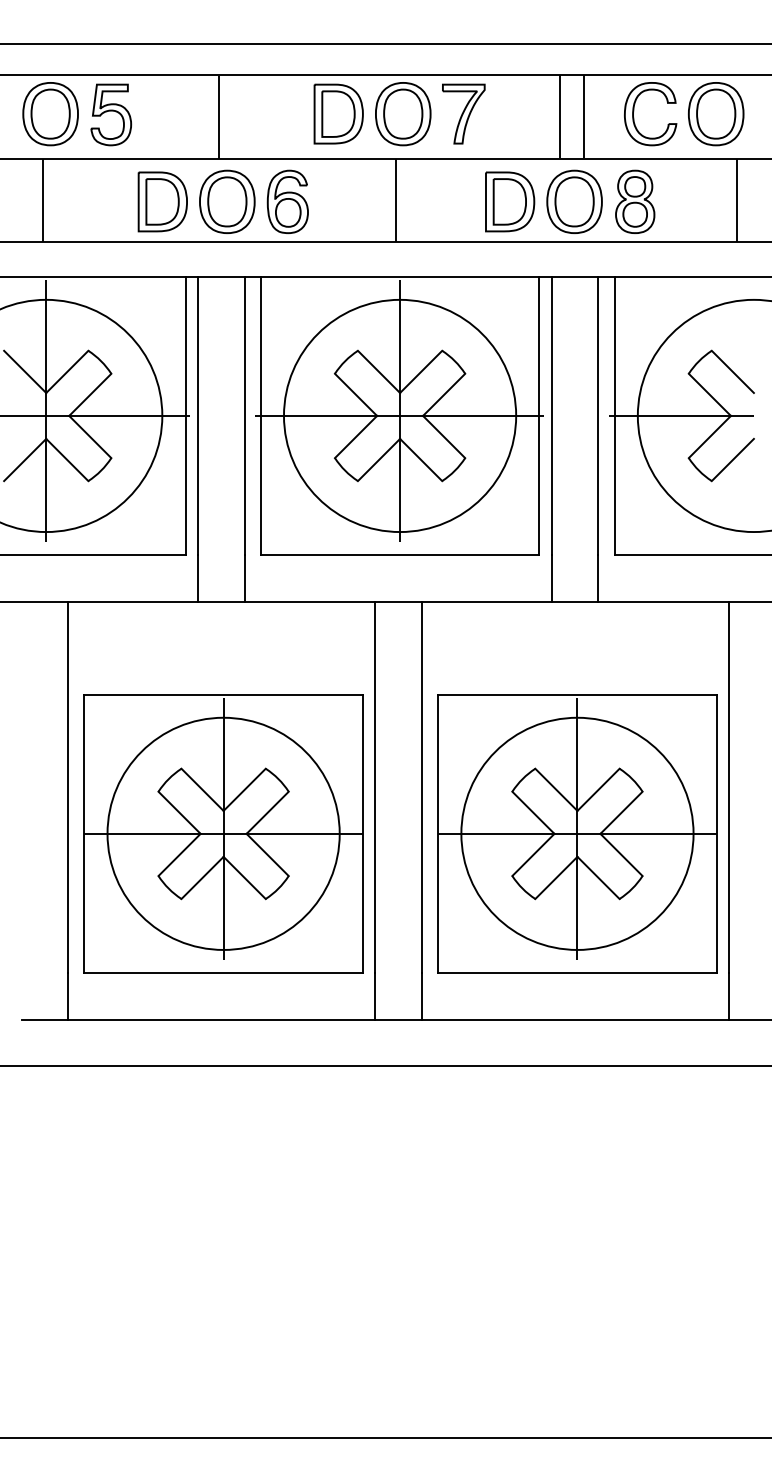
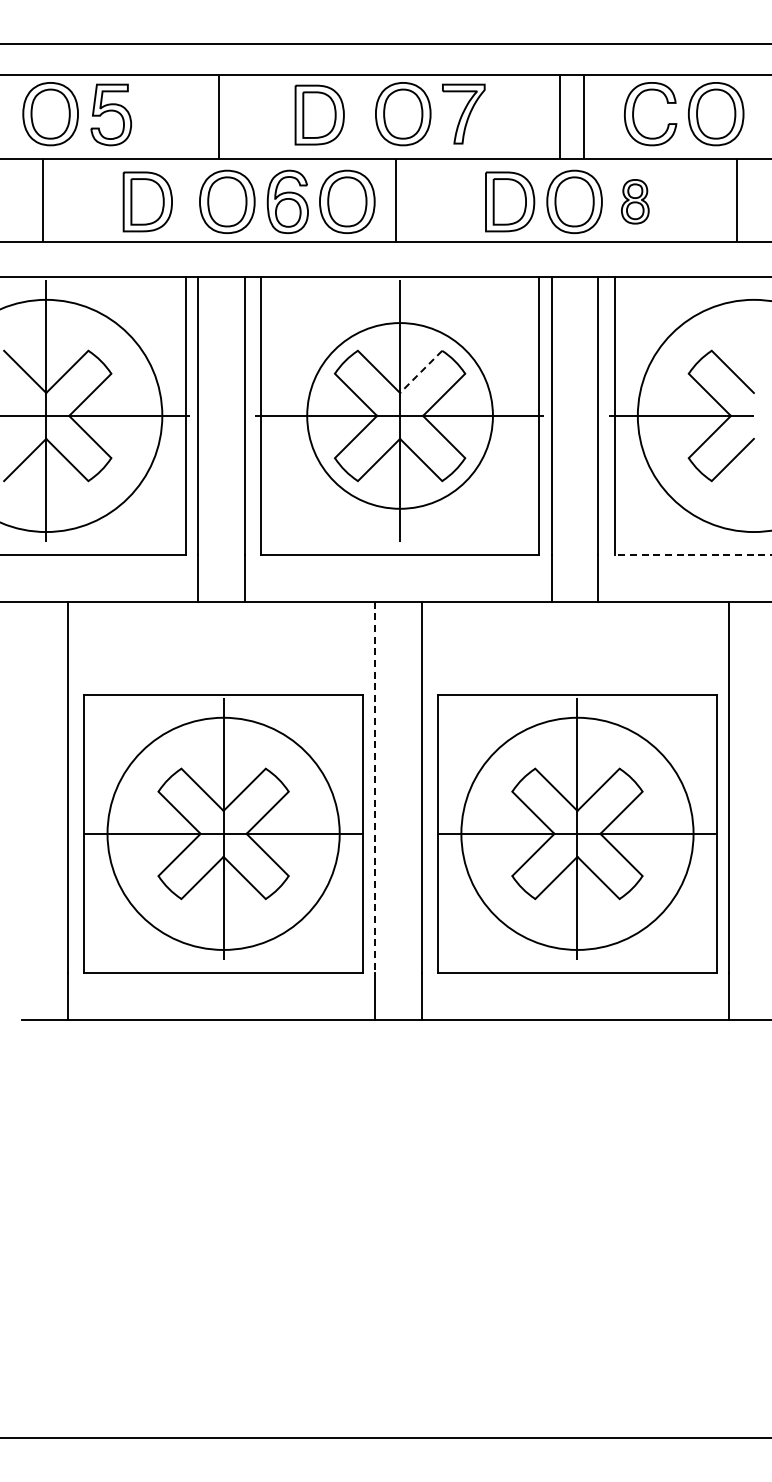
part position: (338, 113) -> (319, 114) (319, 114)
part position: (162, 201) -> (147, 201) (147, 201)
part: none -> present (347, 201)
part size: 41x65 px -> 29x46 px (635, 201)
line: solid -> dashed (421, 371)
circle diameter: 232 px -> 186 px (399, 415)
line: solid -> dashed (692, 555)
line: solid -> dashed (375, 787)
line: present -> none (385, 1066)
